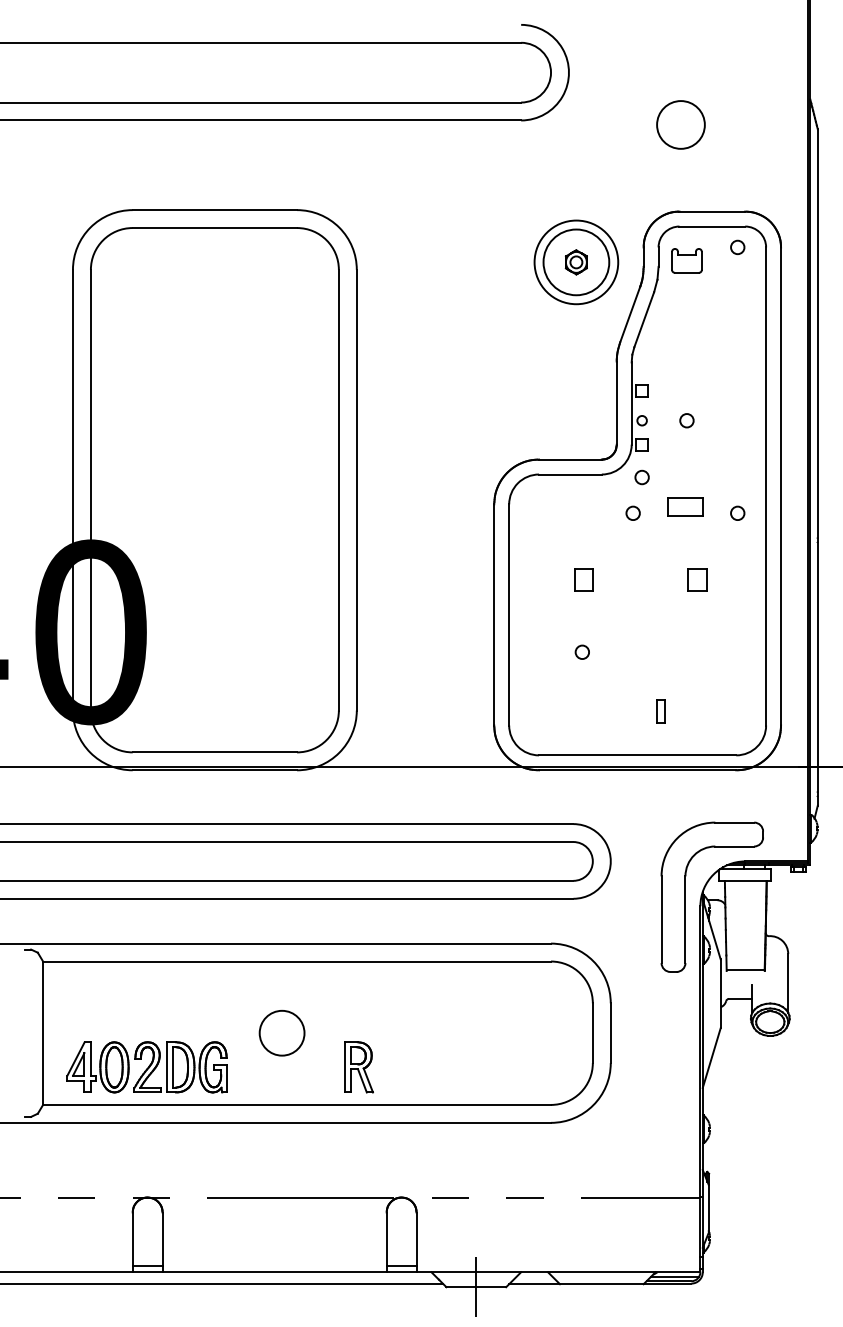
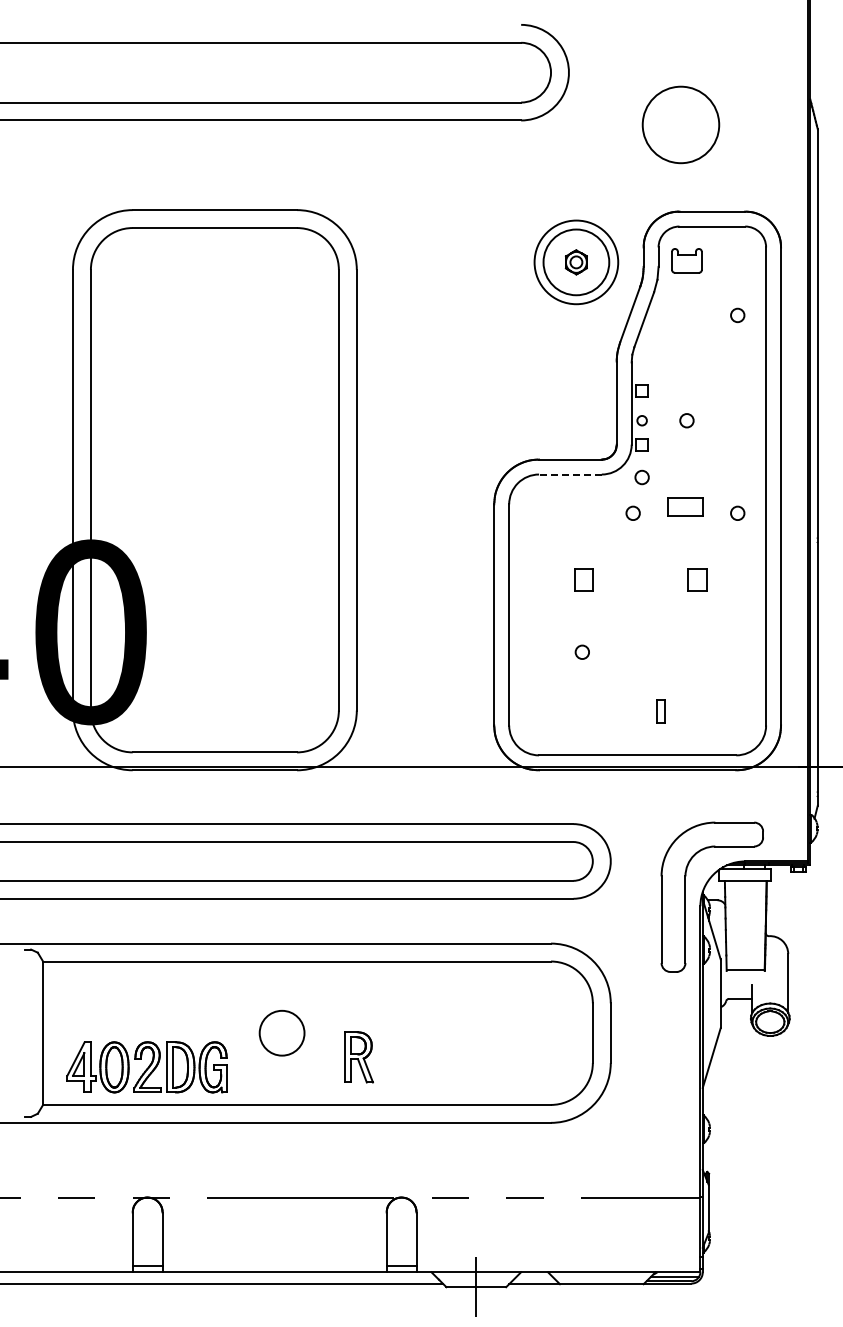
circle diameter: 48 px -> 76 px (680, 124)
circle position: (737, 247) -> (737, 315) (737, 315)
line: solid -> dashed (569, 474)
part position: (358, 1067) -> (358, 1057) (358, 1057)
